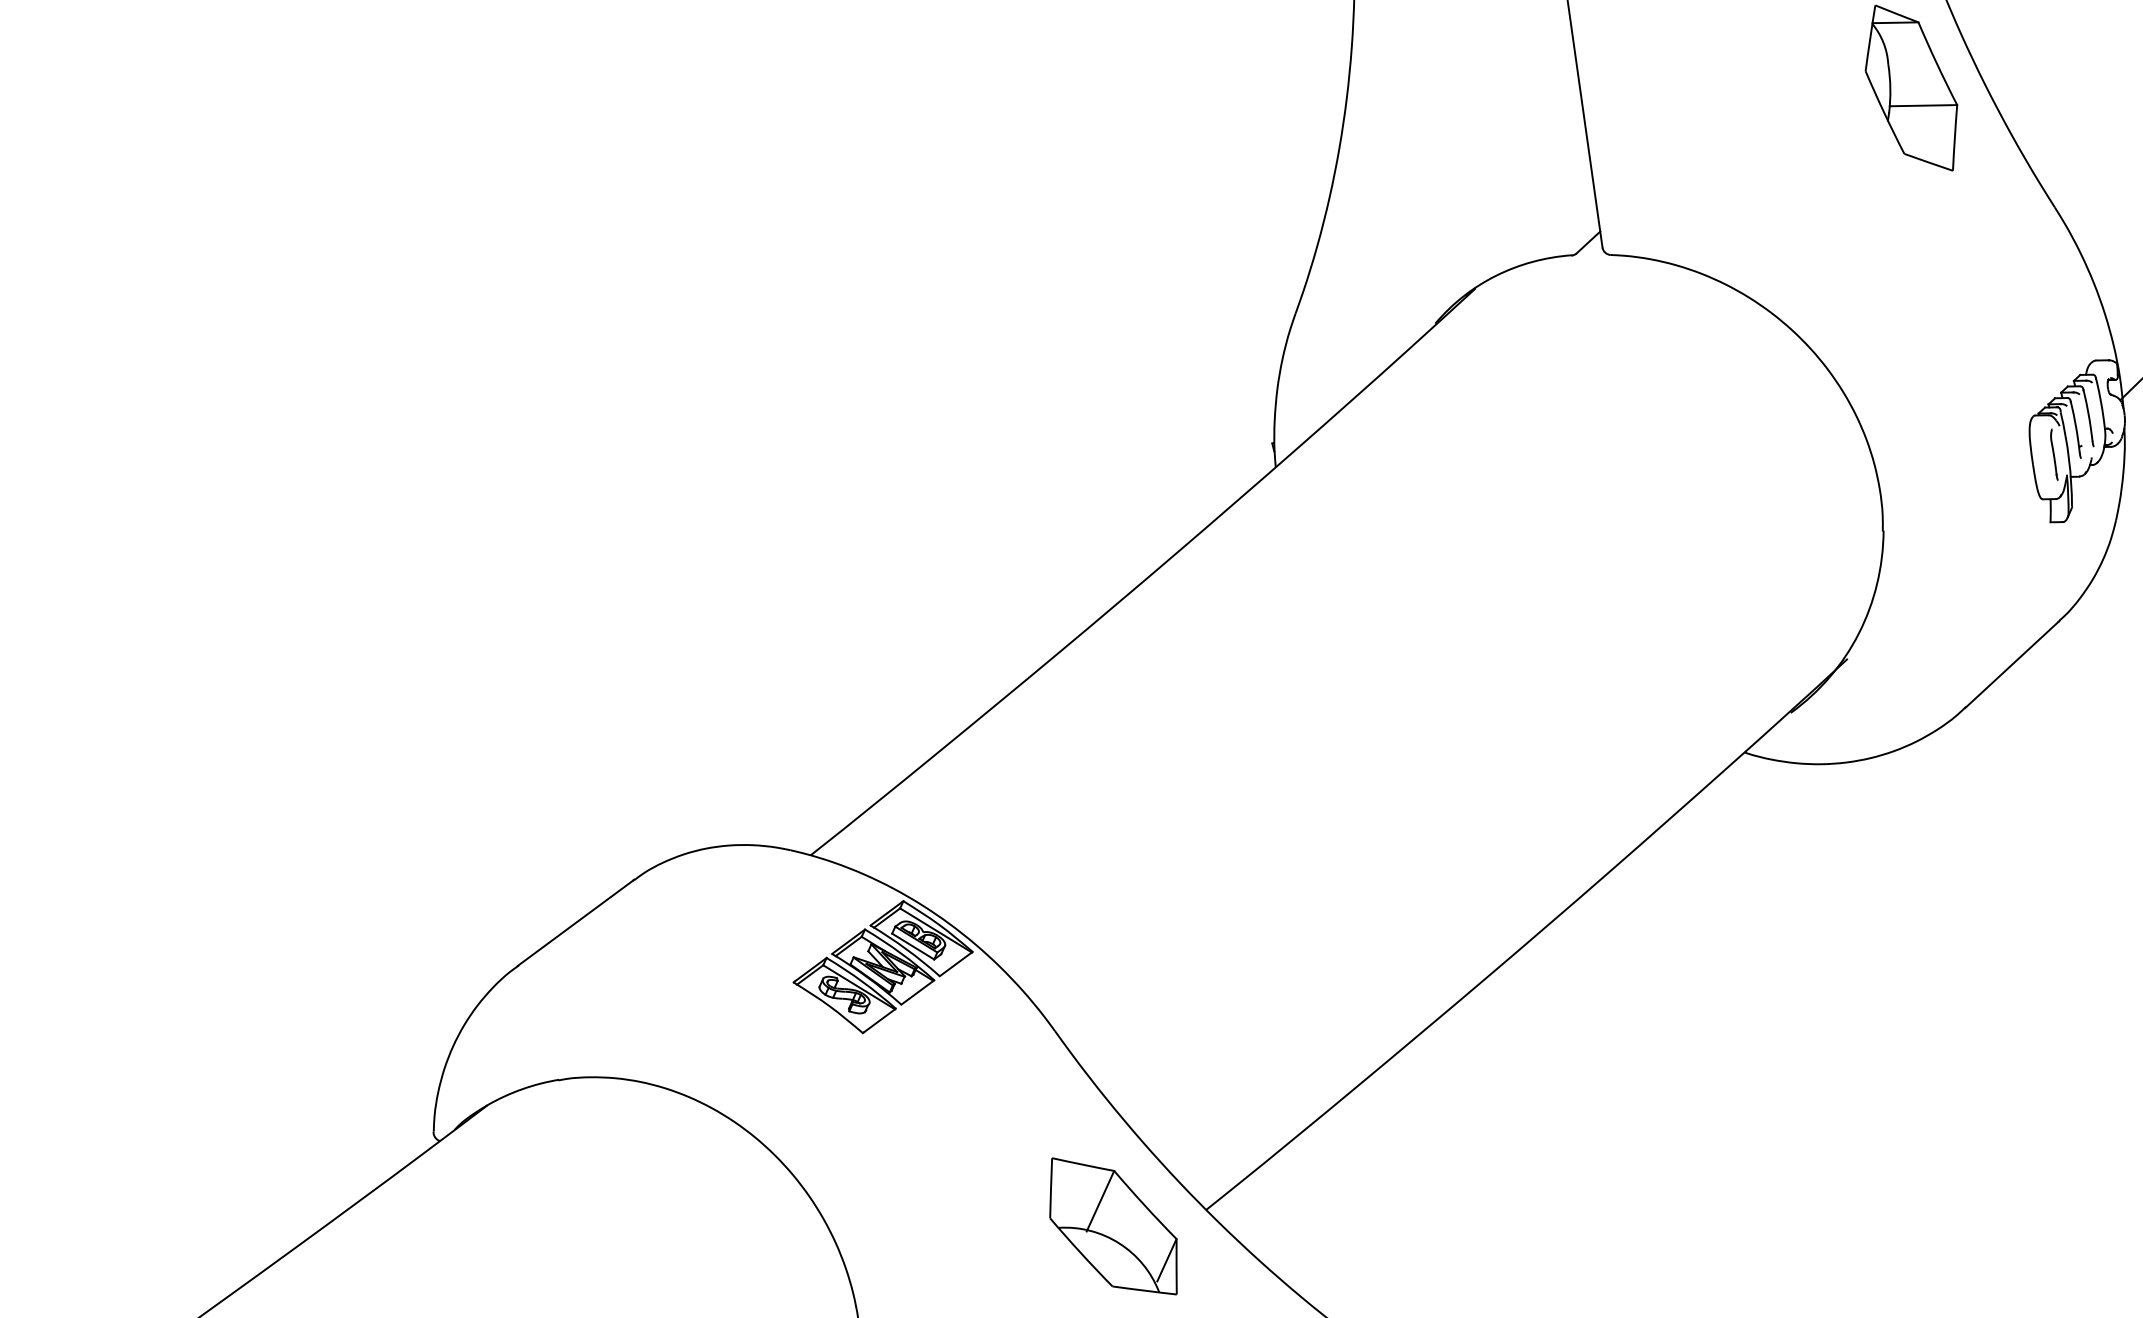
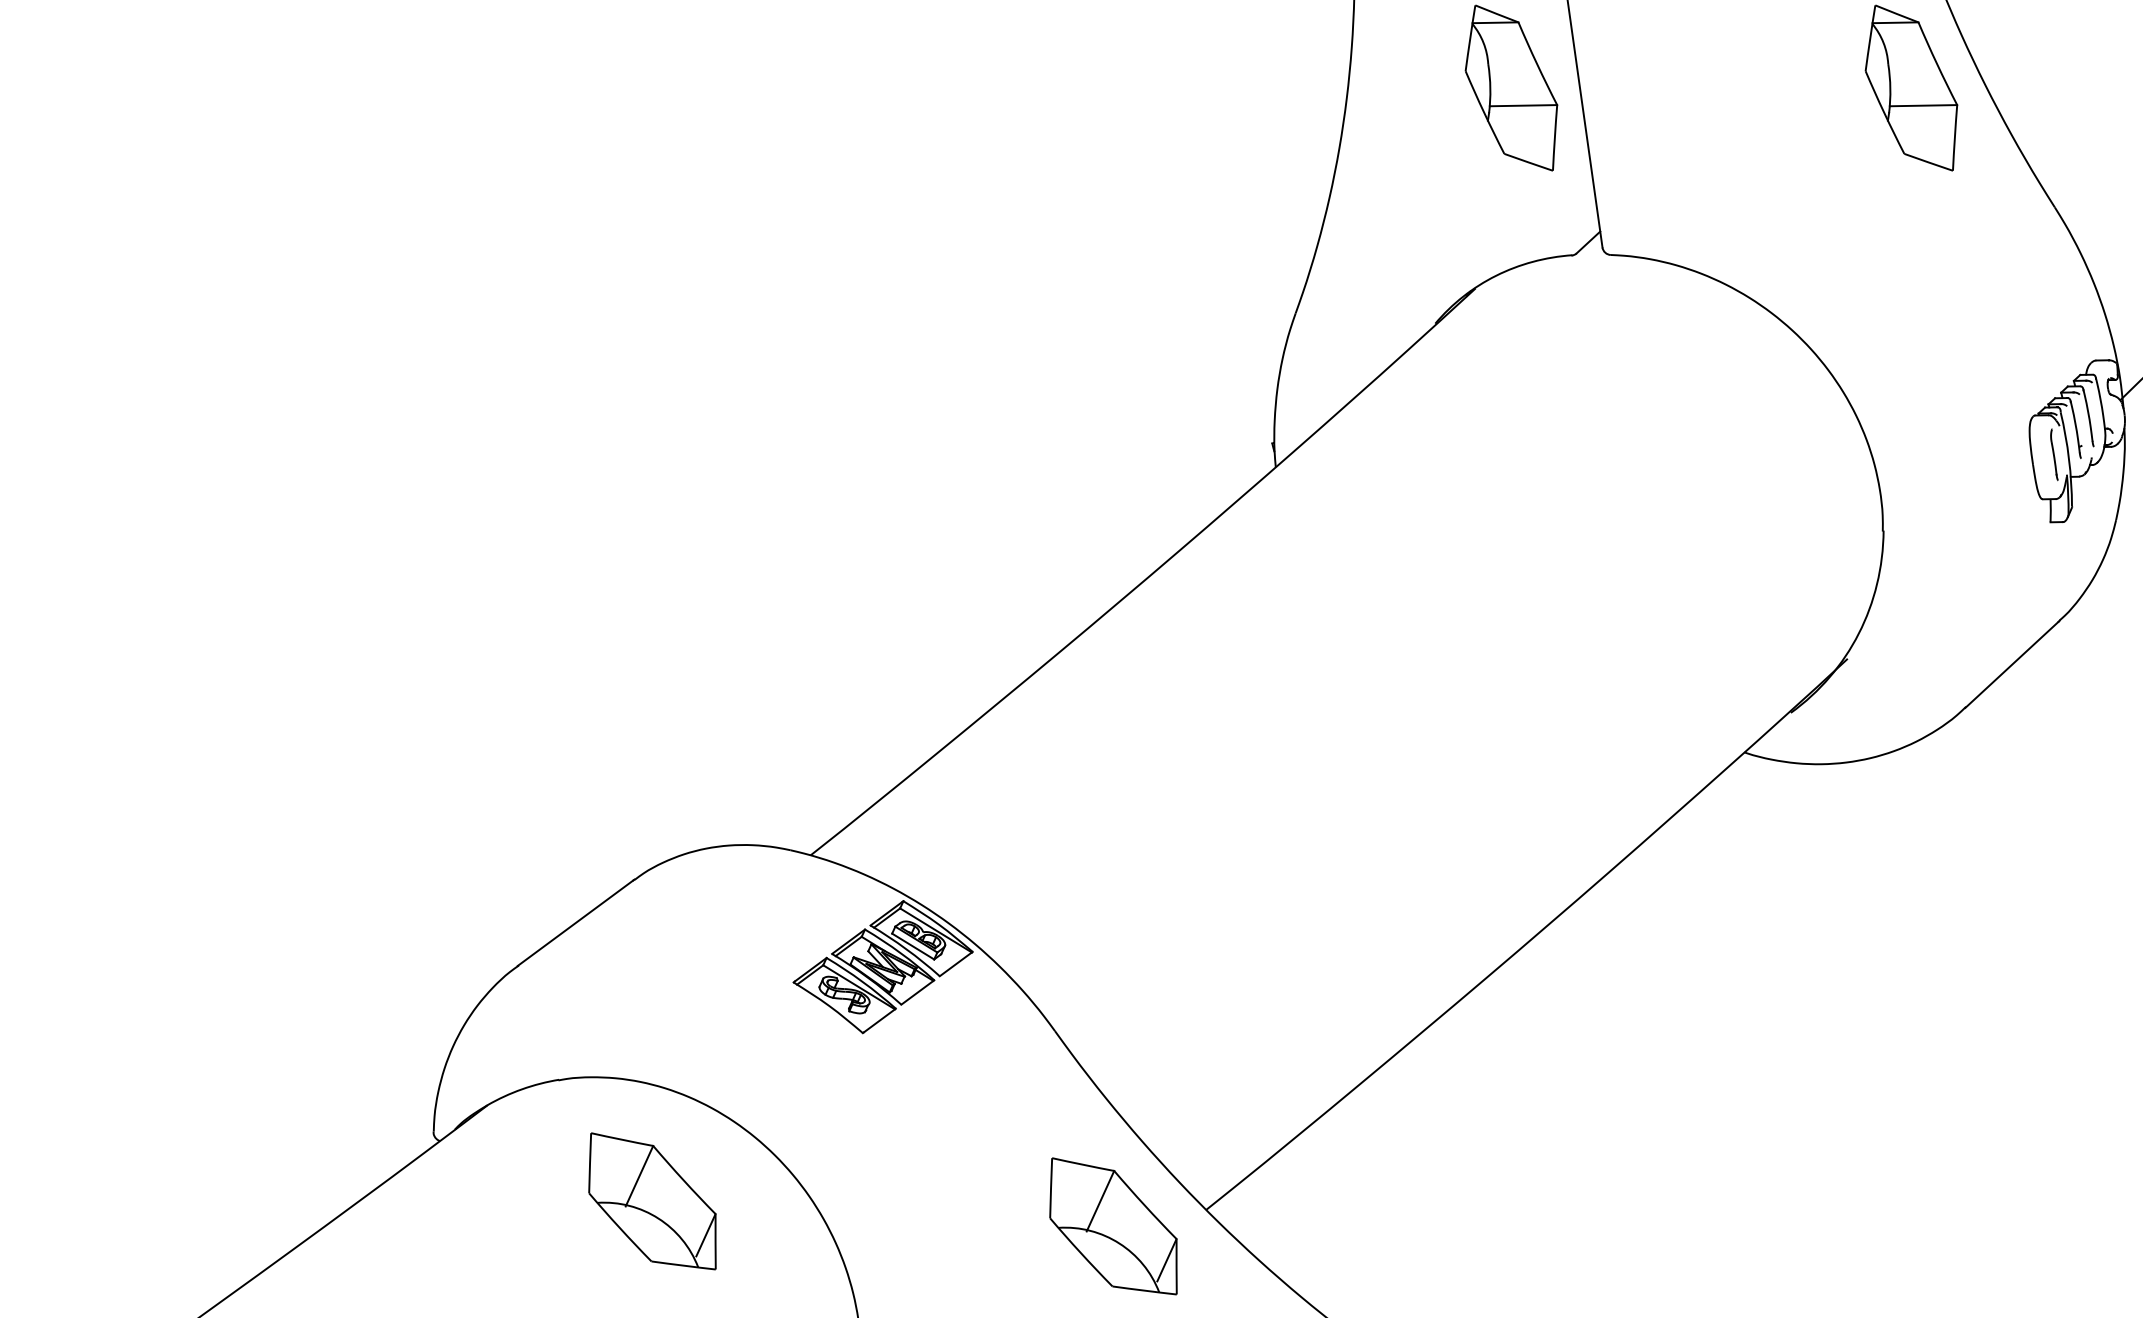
part: none -> present (1511, 87)
part: none -> present (652, 1201)
